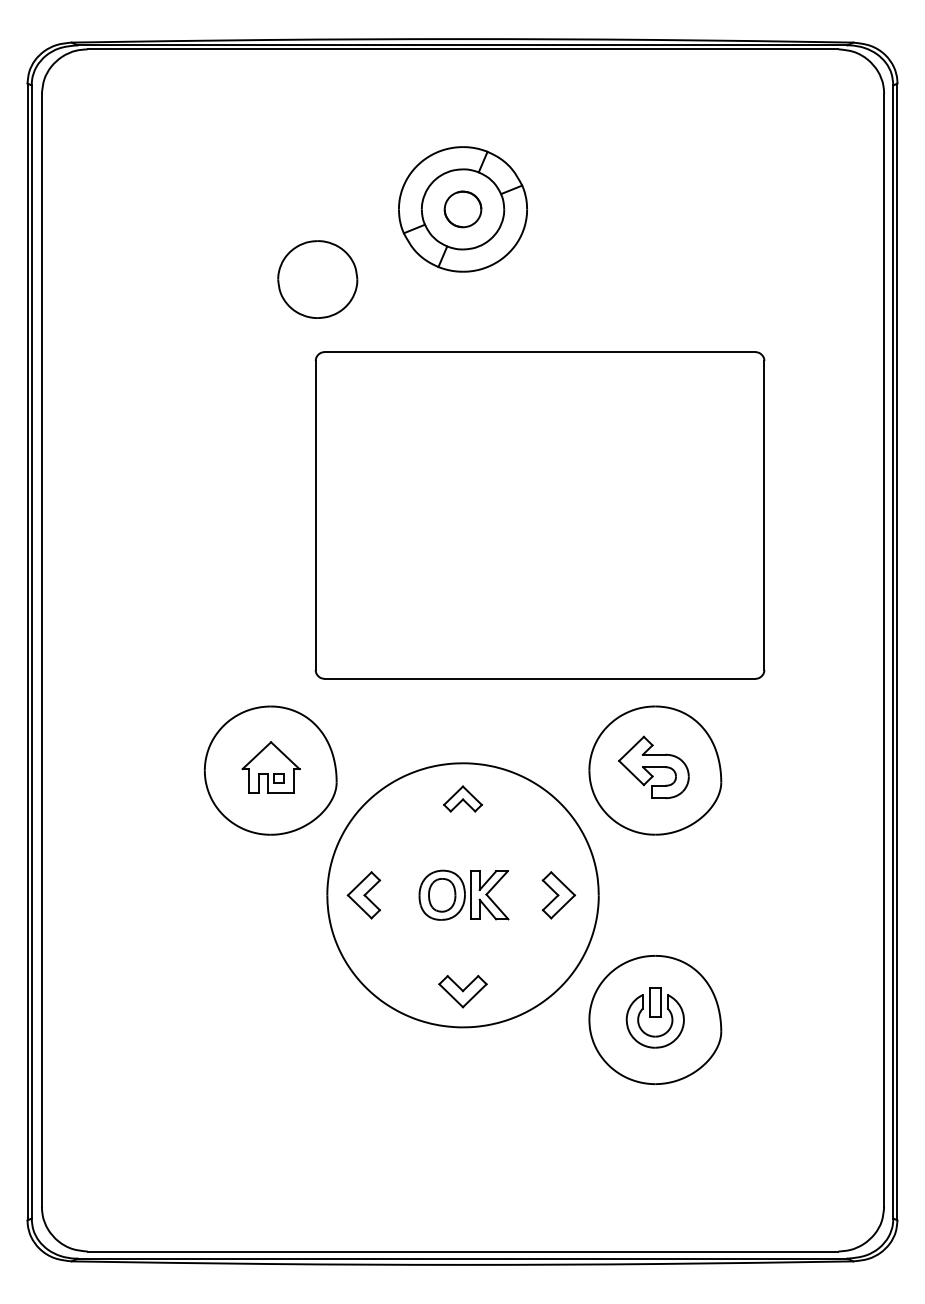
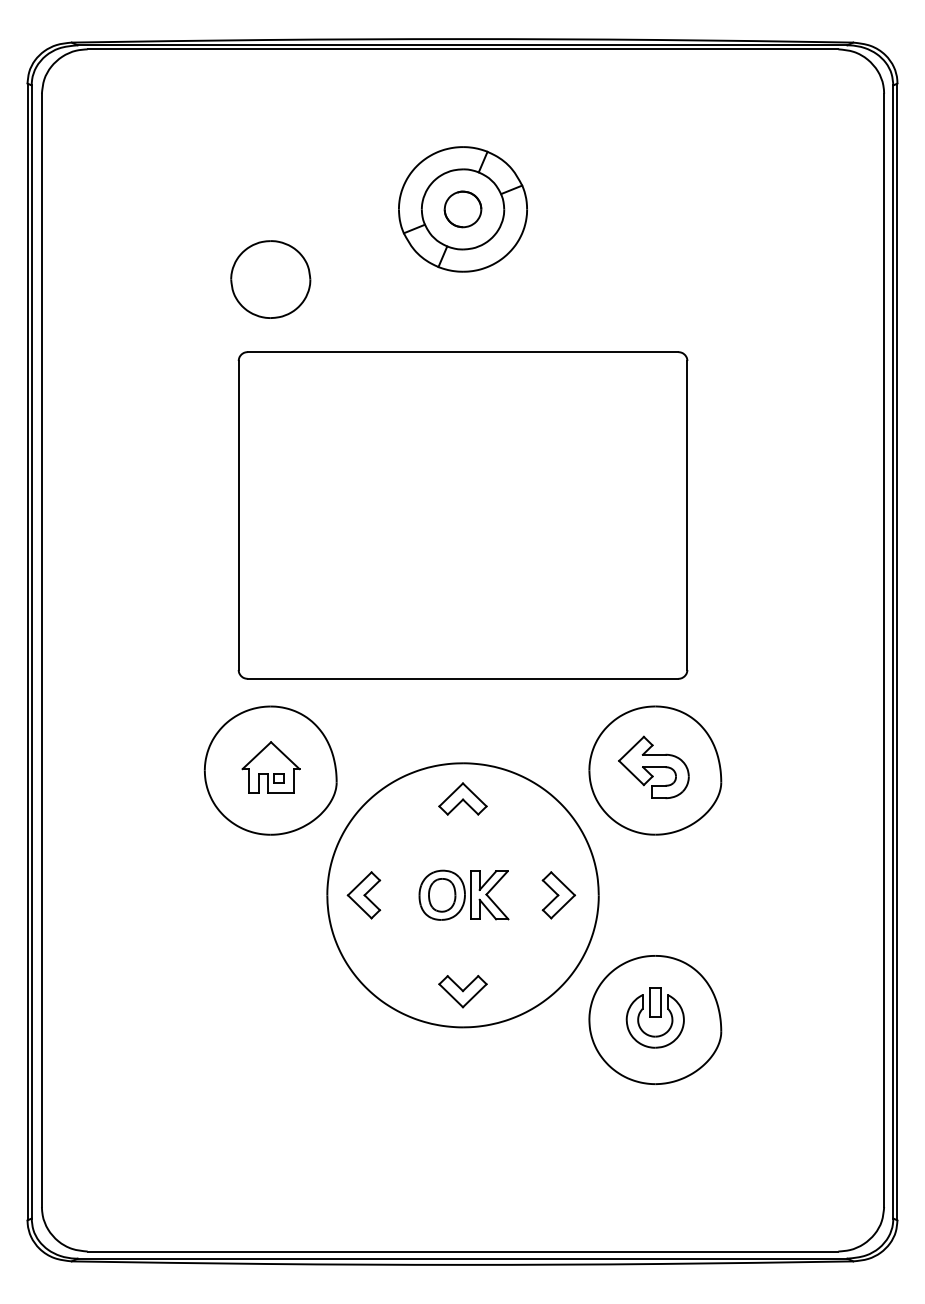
part position: (317, 279) -> (270, 279) (270, 279)
part position: (539, 515) -> (462, 515) (462, 515)
part size: 40x28 px -> 50x34 px (462, 798)
